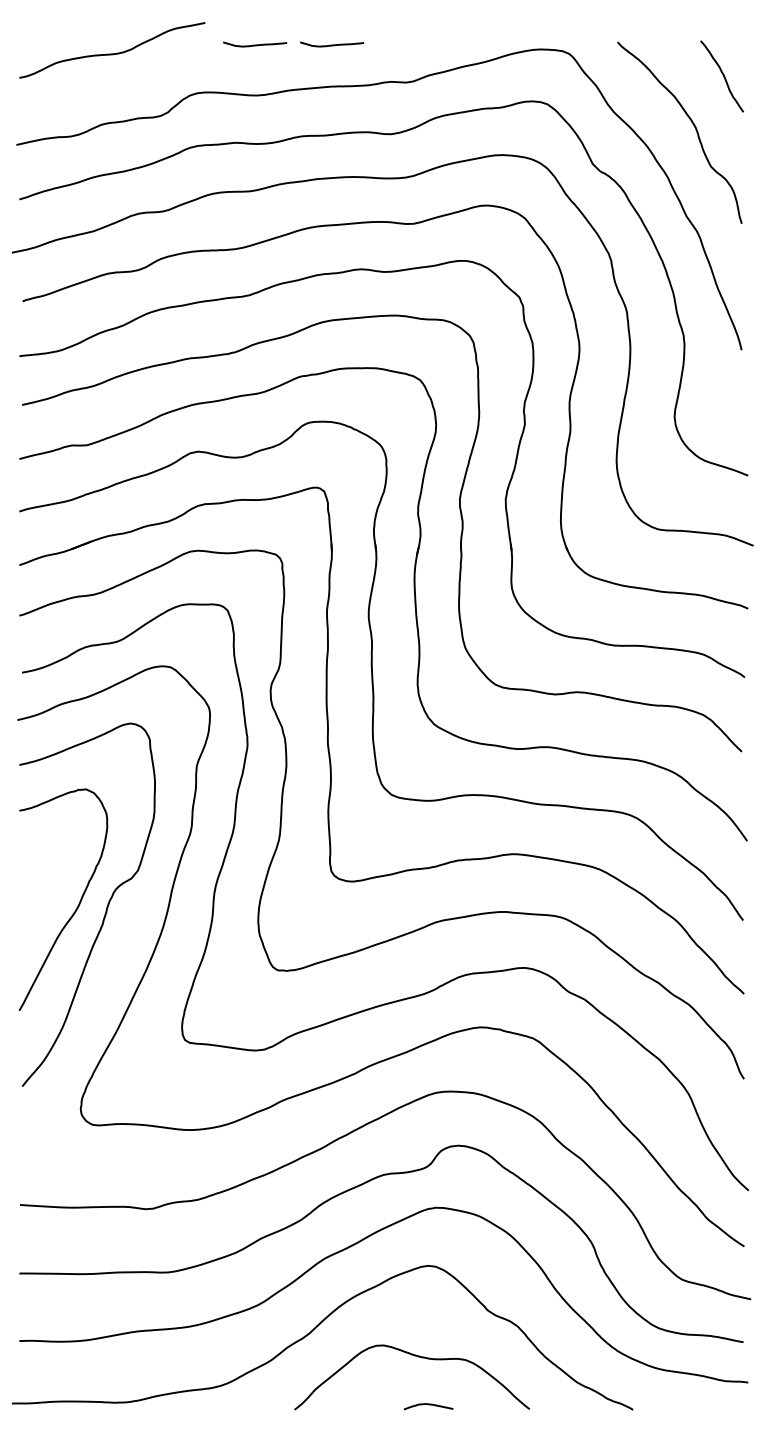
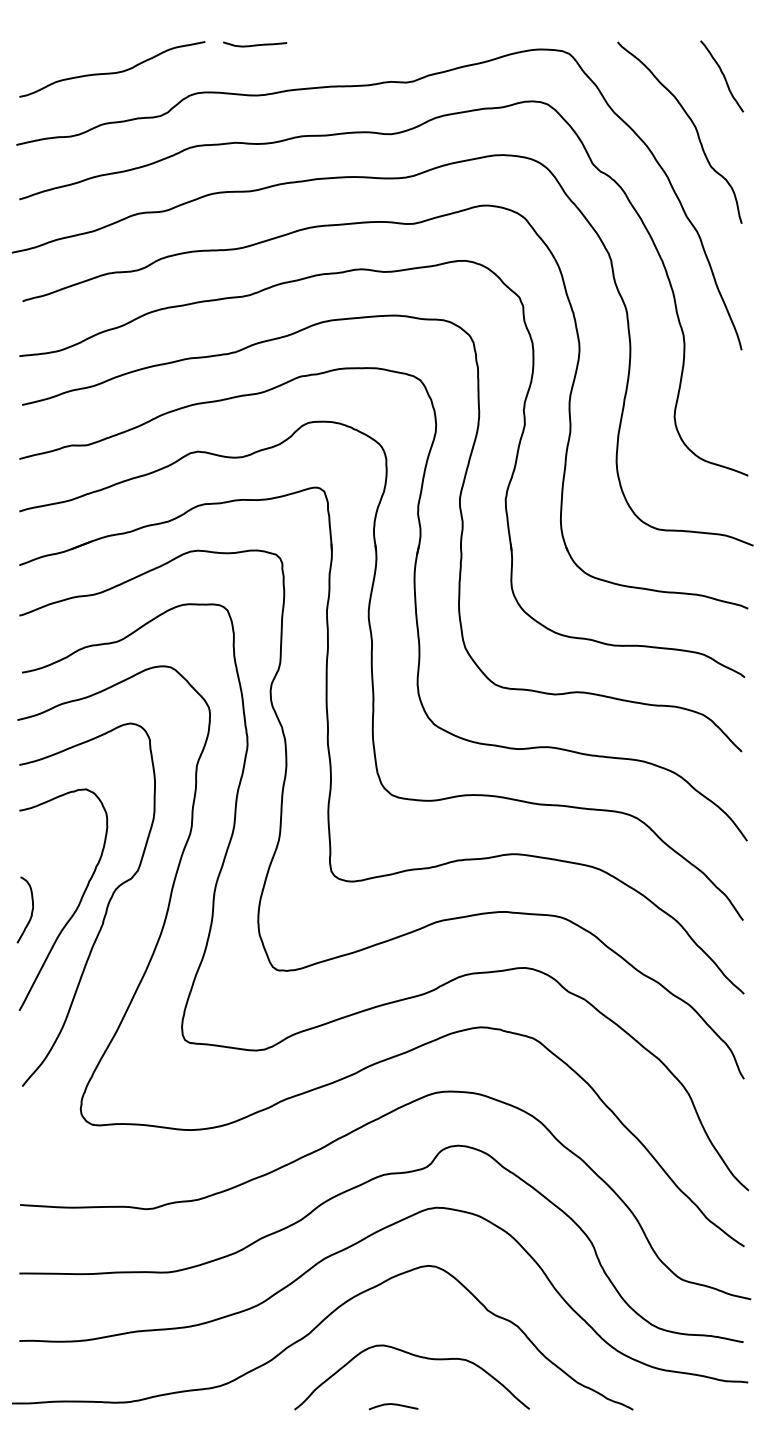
curve: present -> none (332, 44)
curve position: (112, 53) -> (112, 72) (112, 72)
curve: none -> present (31, 909)
curve position: (428, 1405) -> (393, 1405) (393, 1405)
